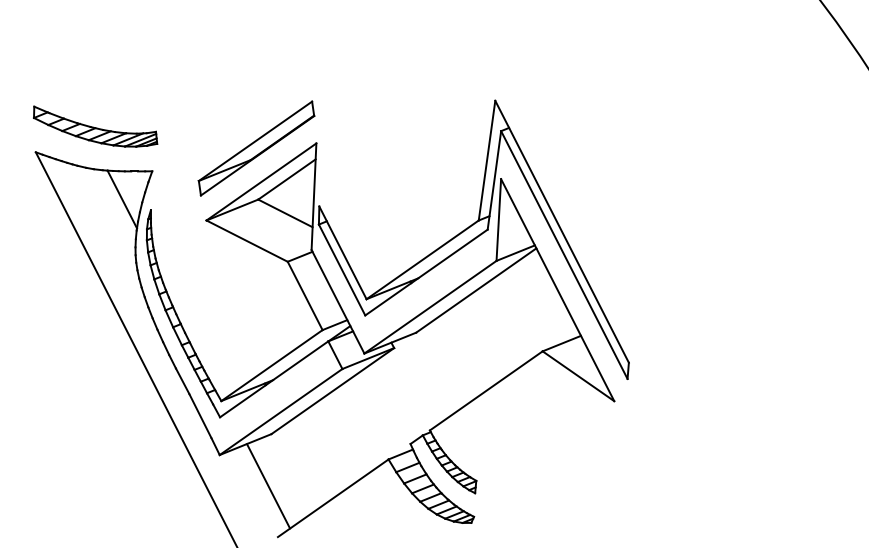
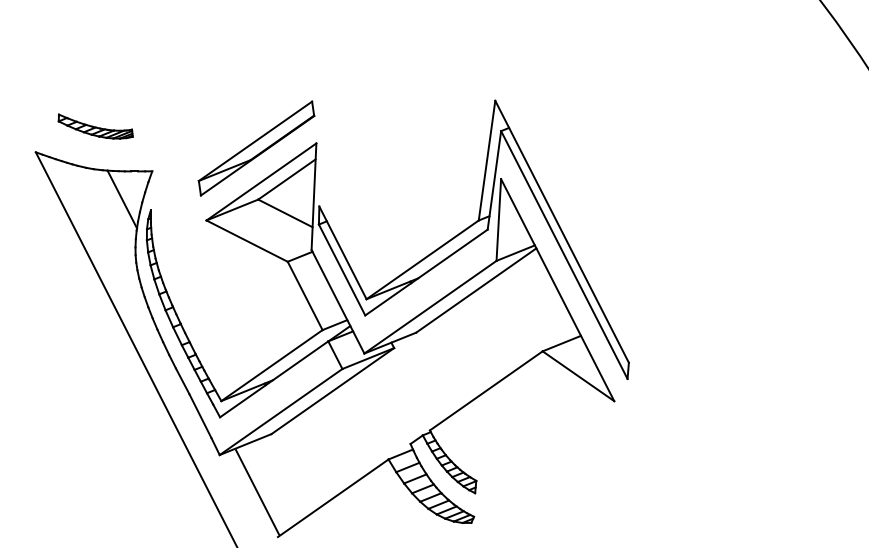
part size: 126x43 px -> 77x27 px (95, 126)
line position: (268, 486) -> (257, 492) (257, 492)
